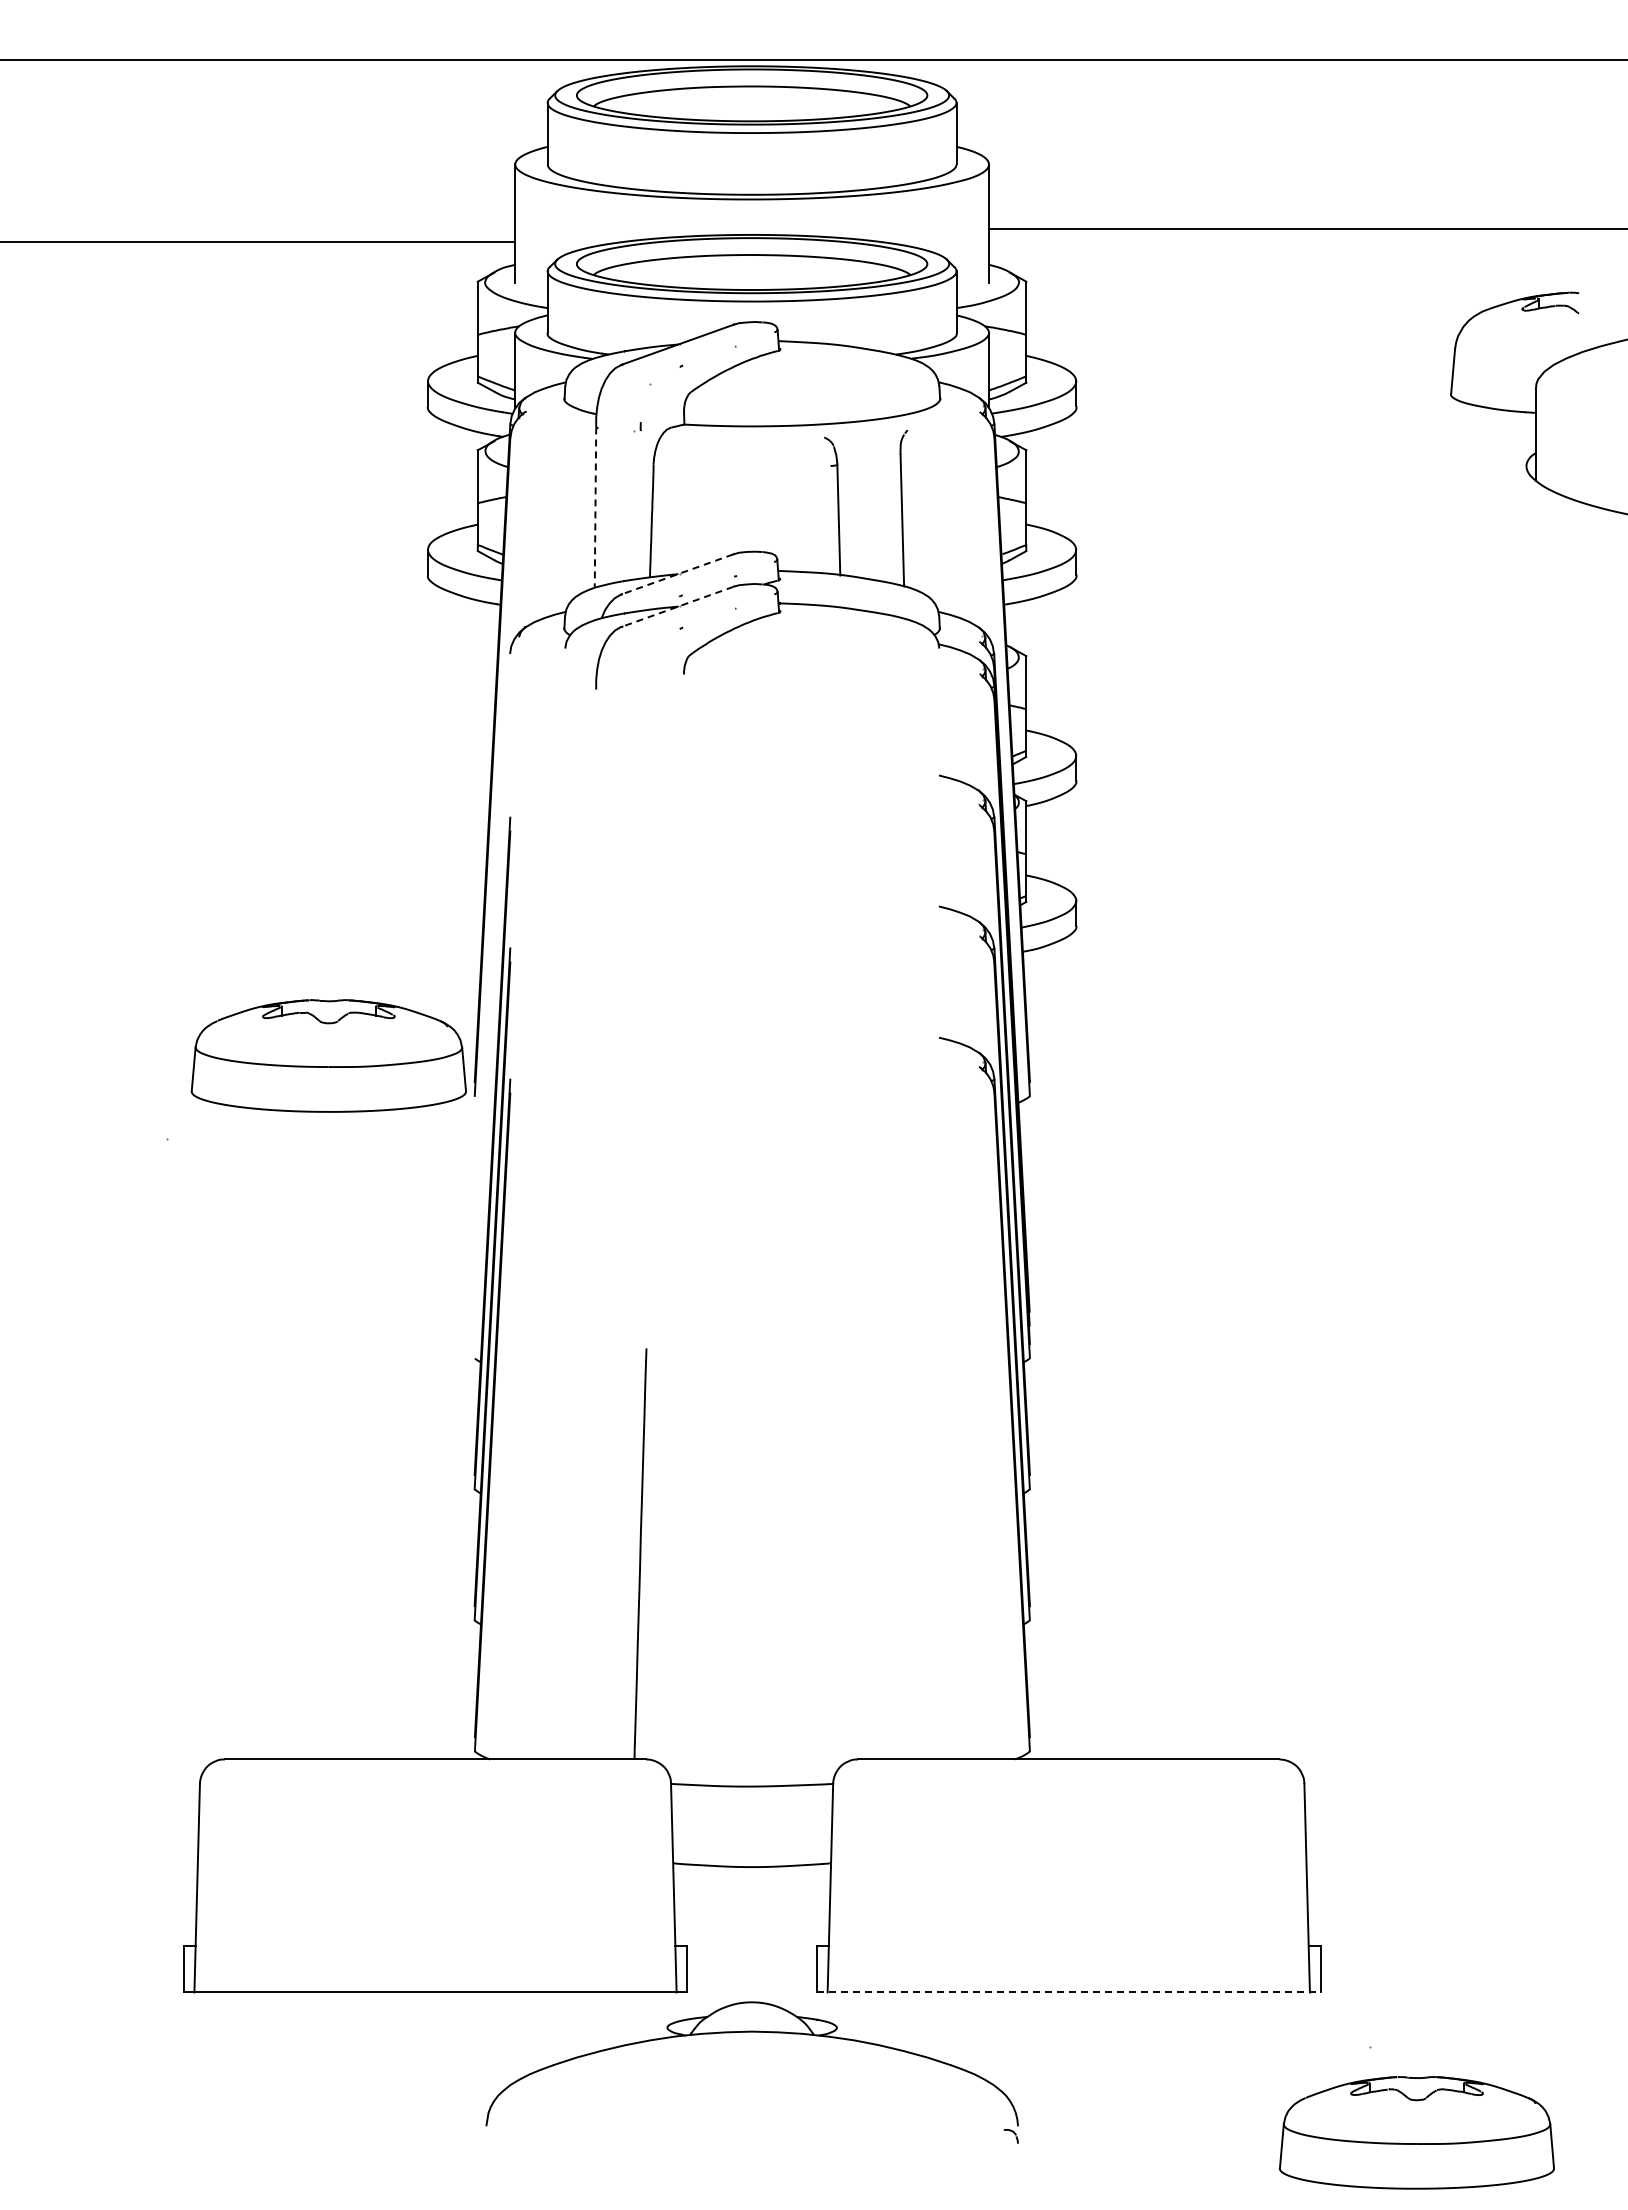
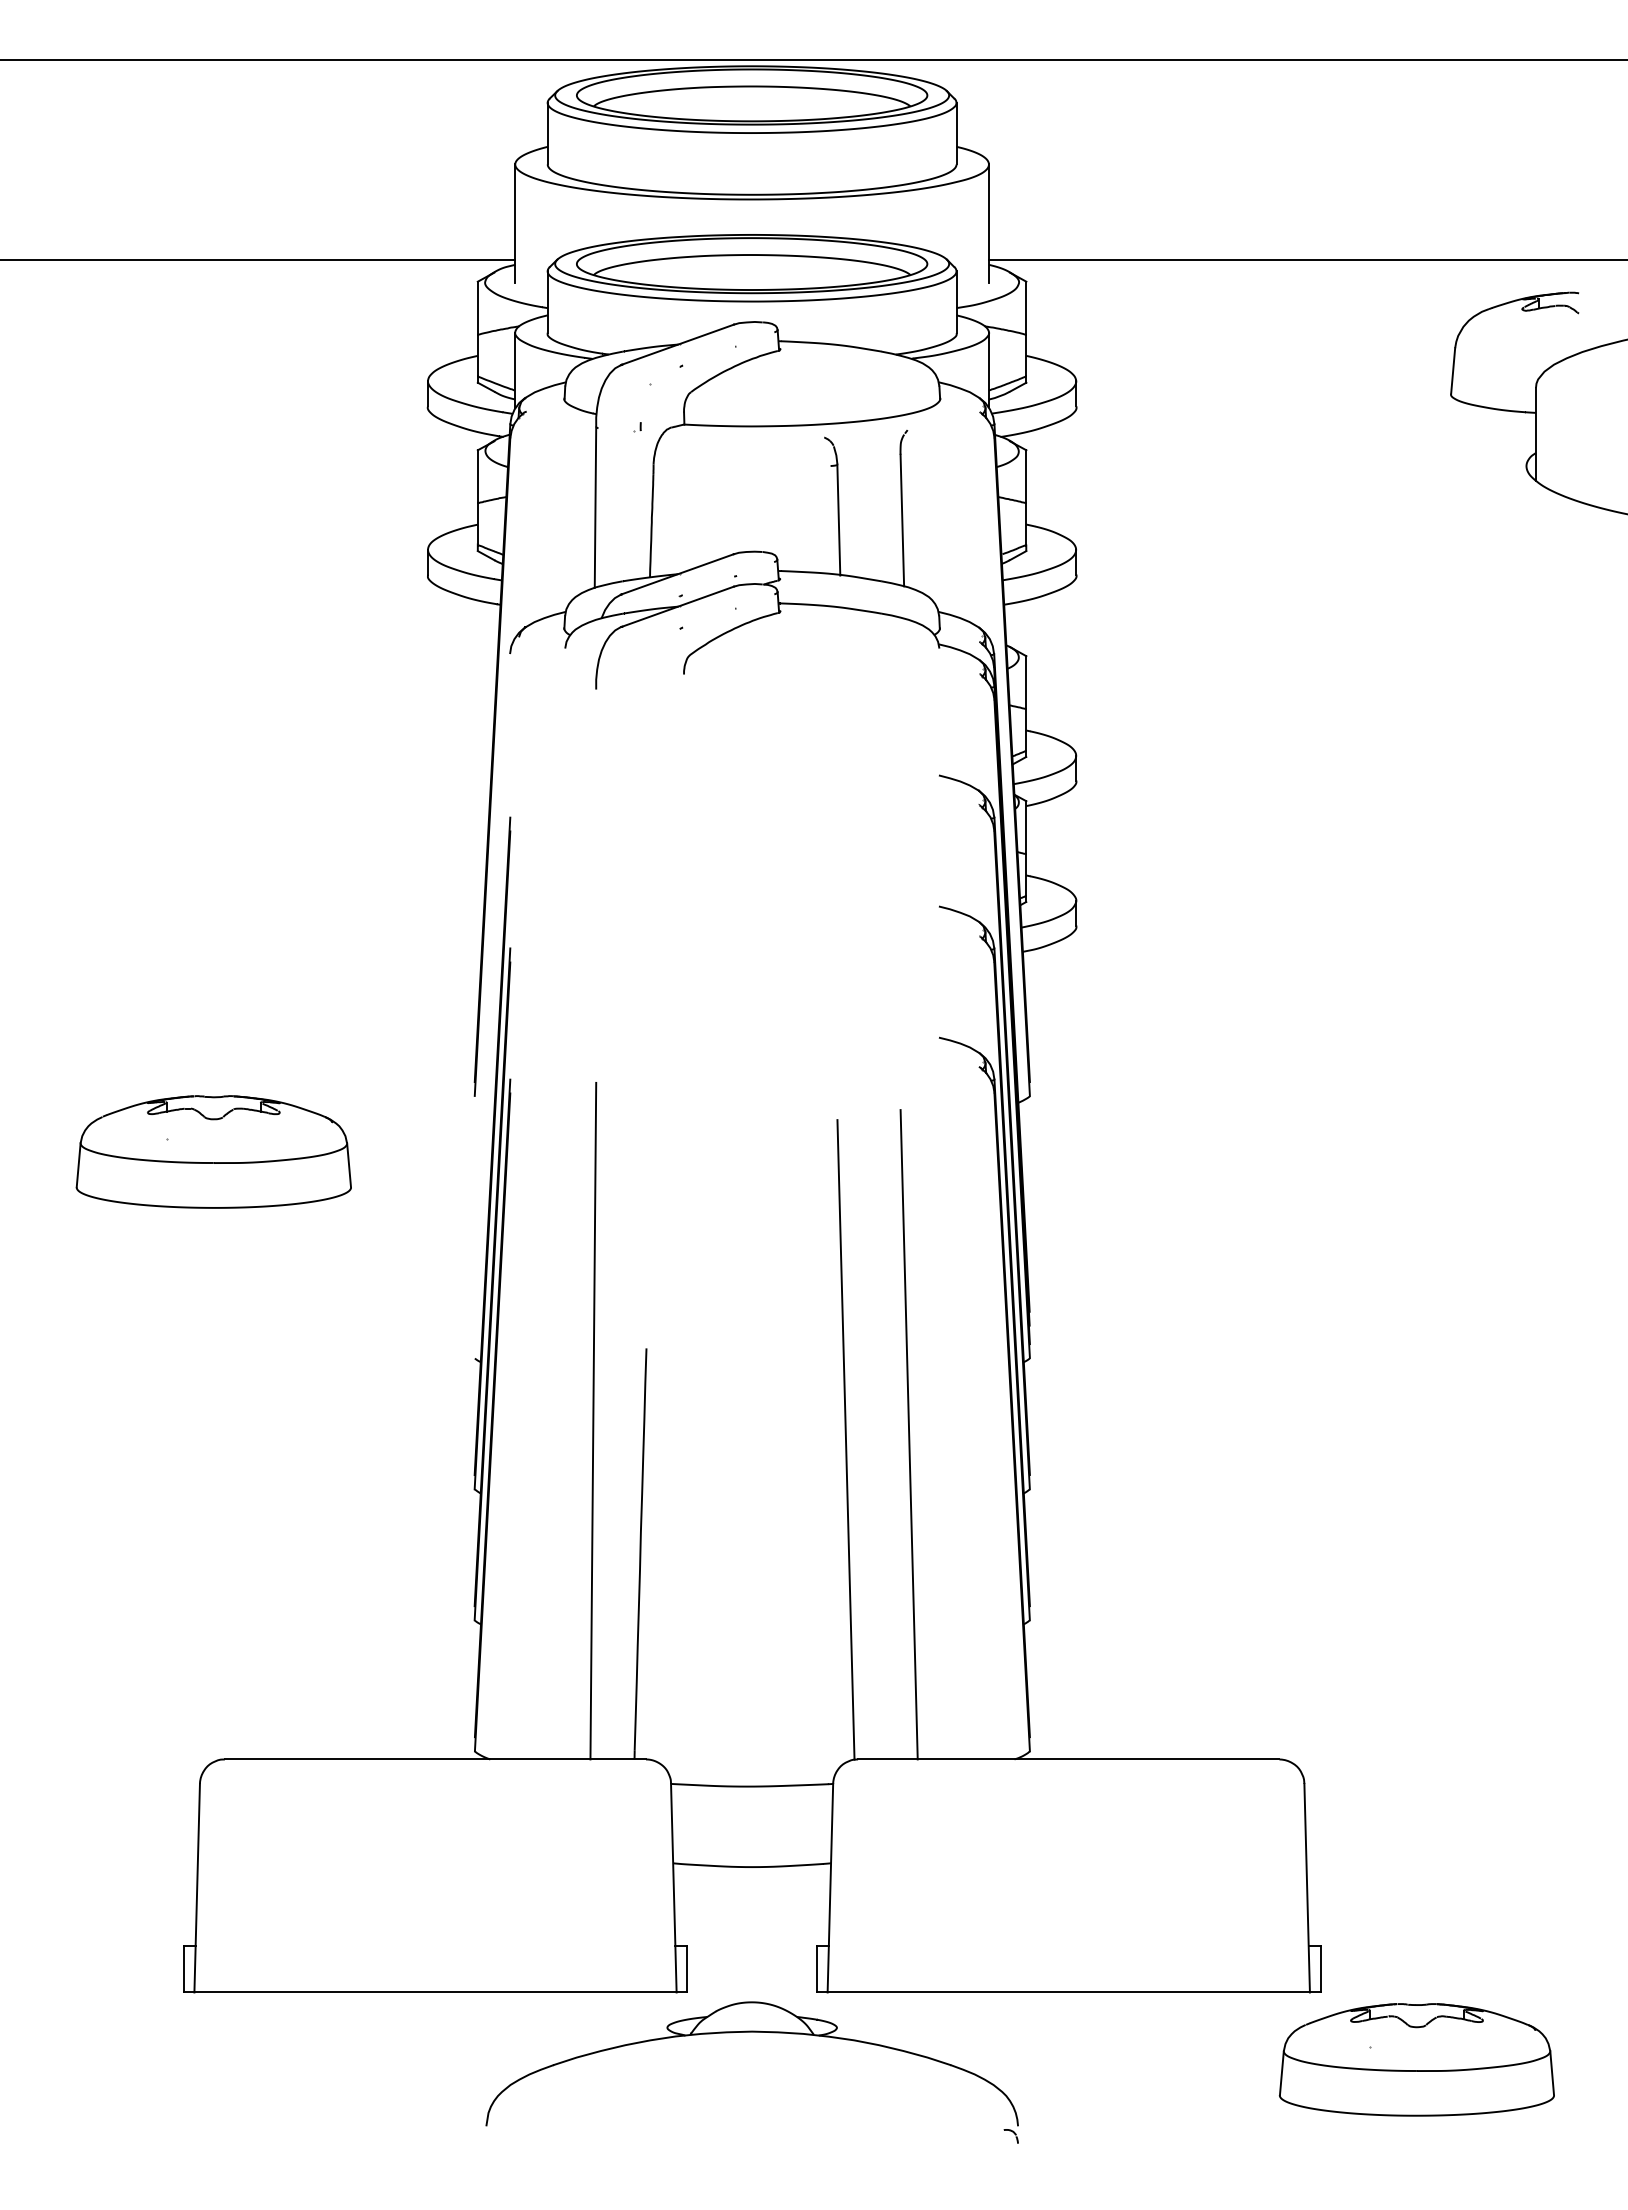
line position: (1306, 228) -> (1306, 259) (1306, 259)
line position: (258, 241) -> (258, 259) (258, 259)
line: dashed -> solid (595, 508)
line: dashed -> solid (676, 574)
line: dashed -> solid (677, 607)
part position: (328, 1055) -> (213, 1151) (213, 1151)
line: none -> present (593, 1420)
line: none -> present (908, 1434)
line: none -> present (845, 1439)
line: dashed -> solid (1068, 1992)
part position: (1416, 2132) -> (1416, 2059) (1416, 2059)
